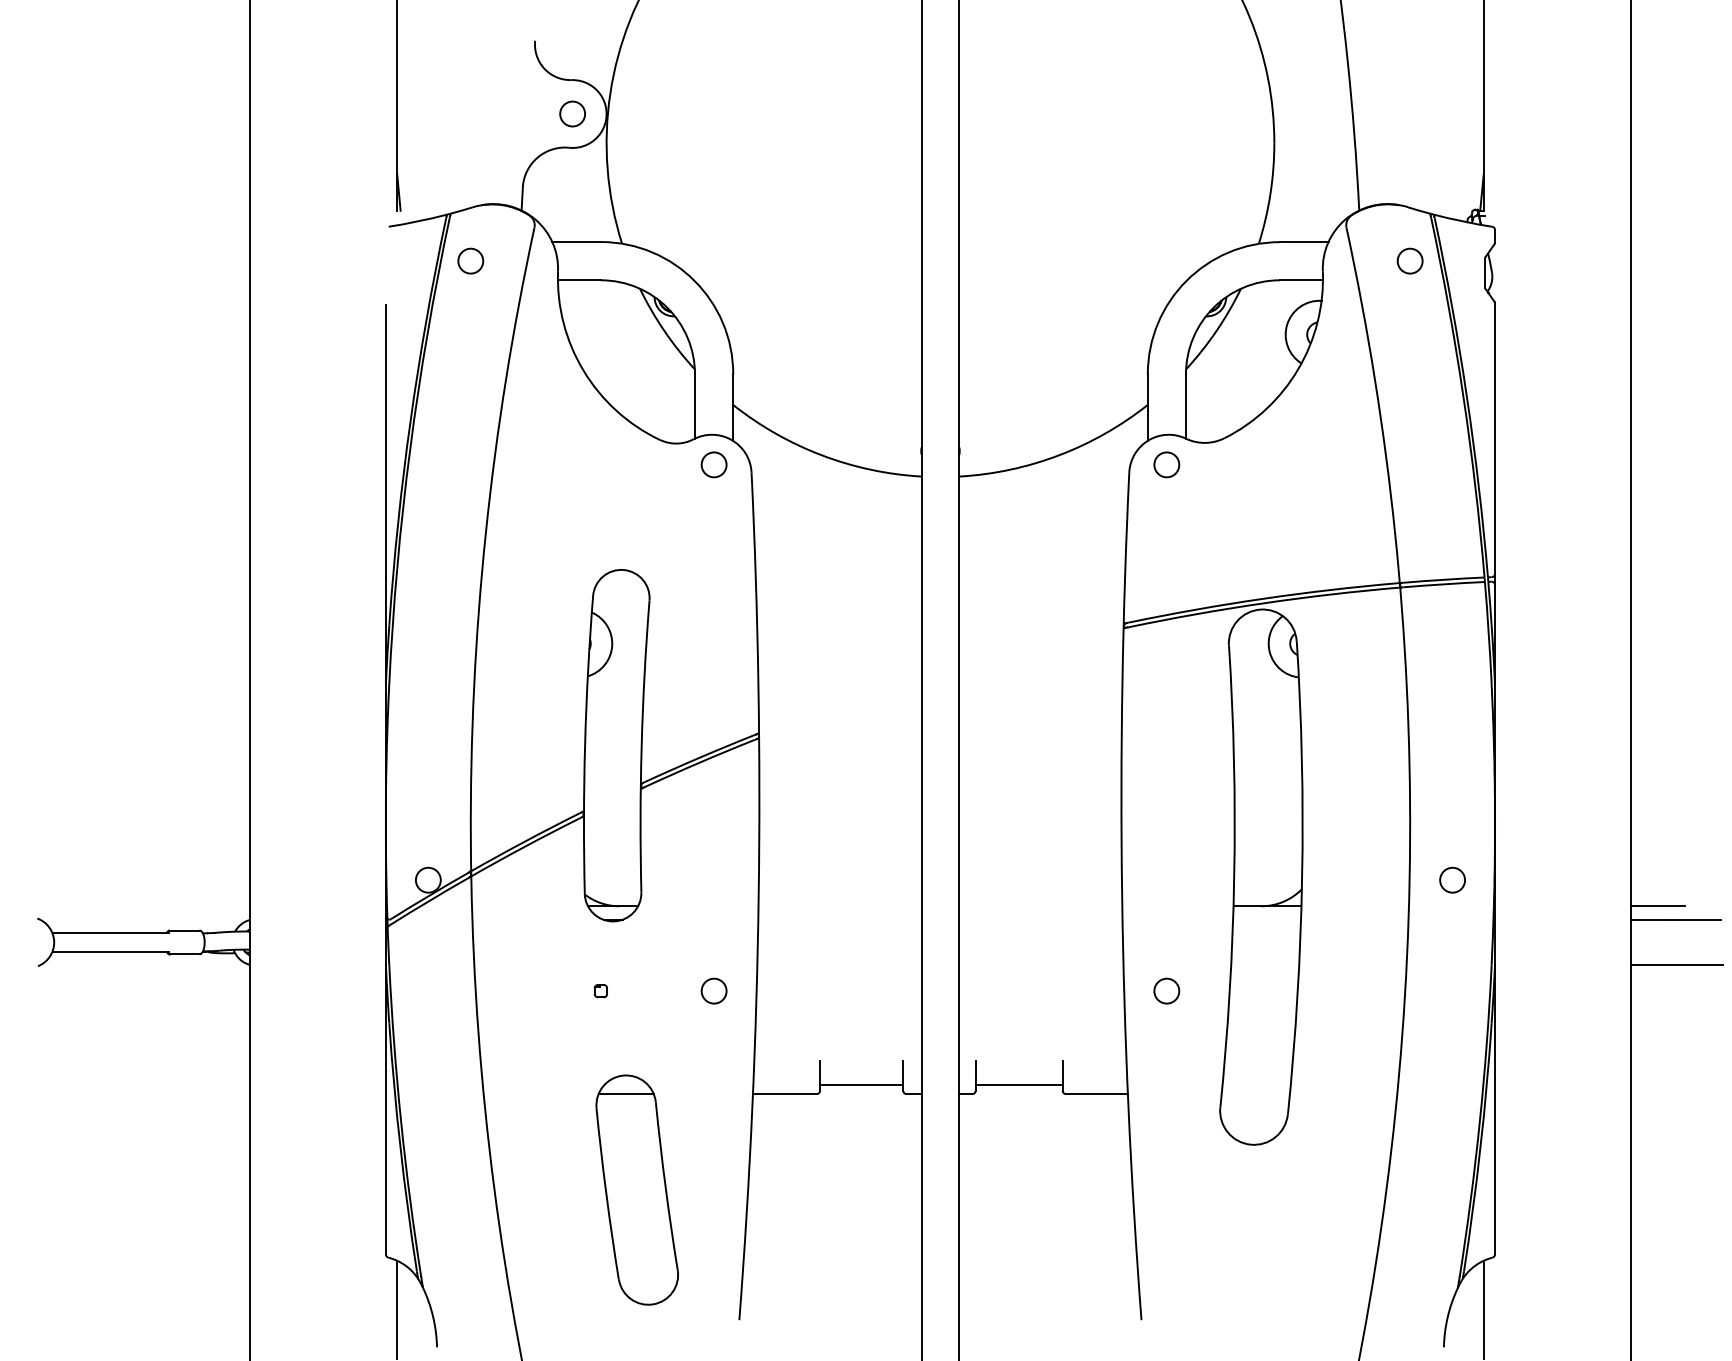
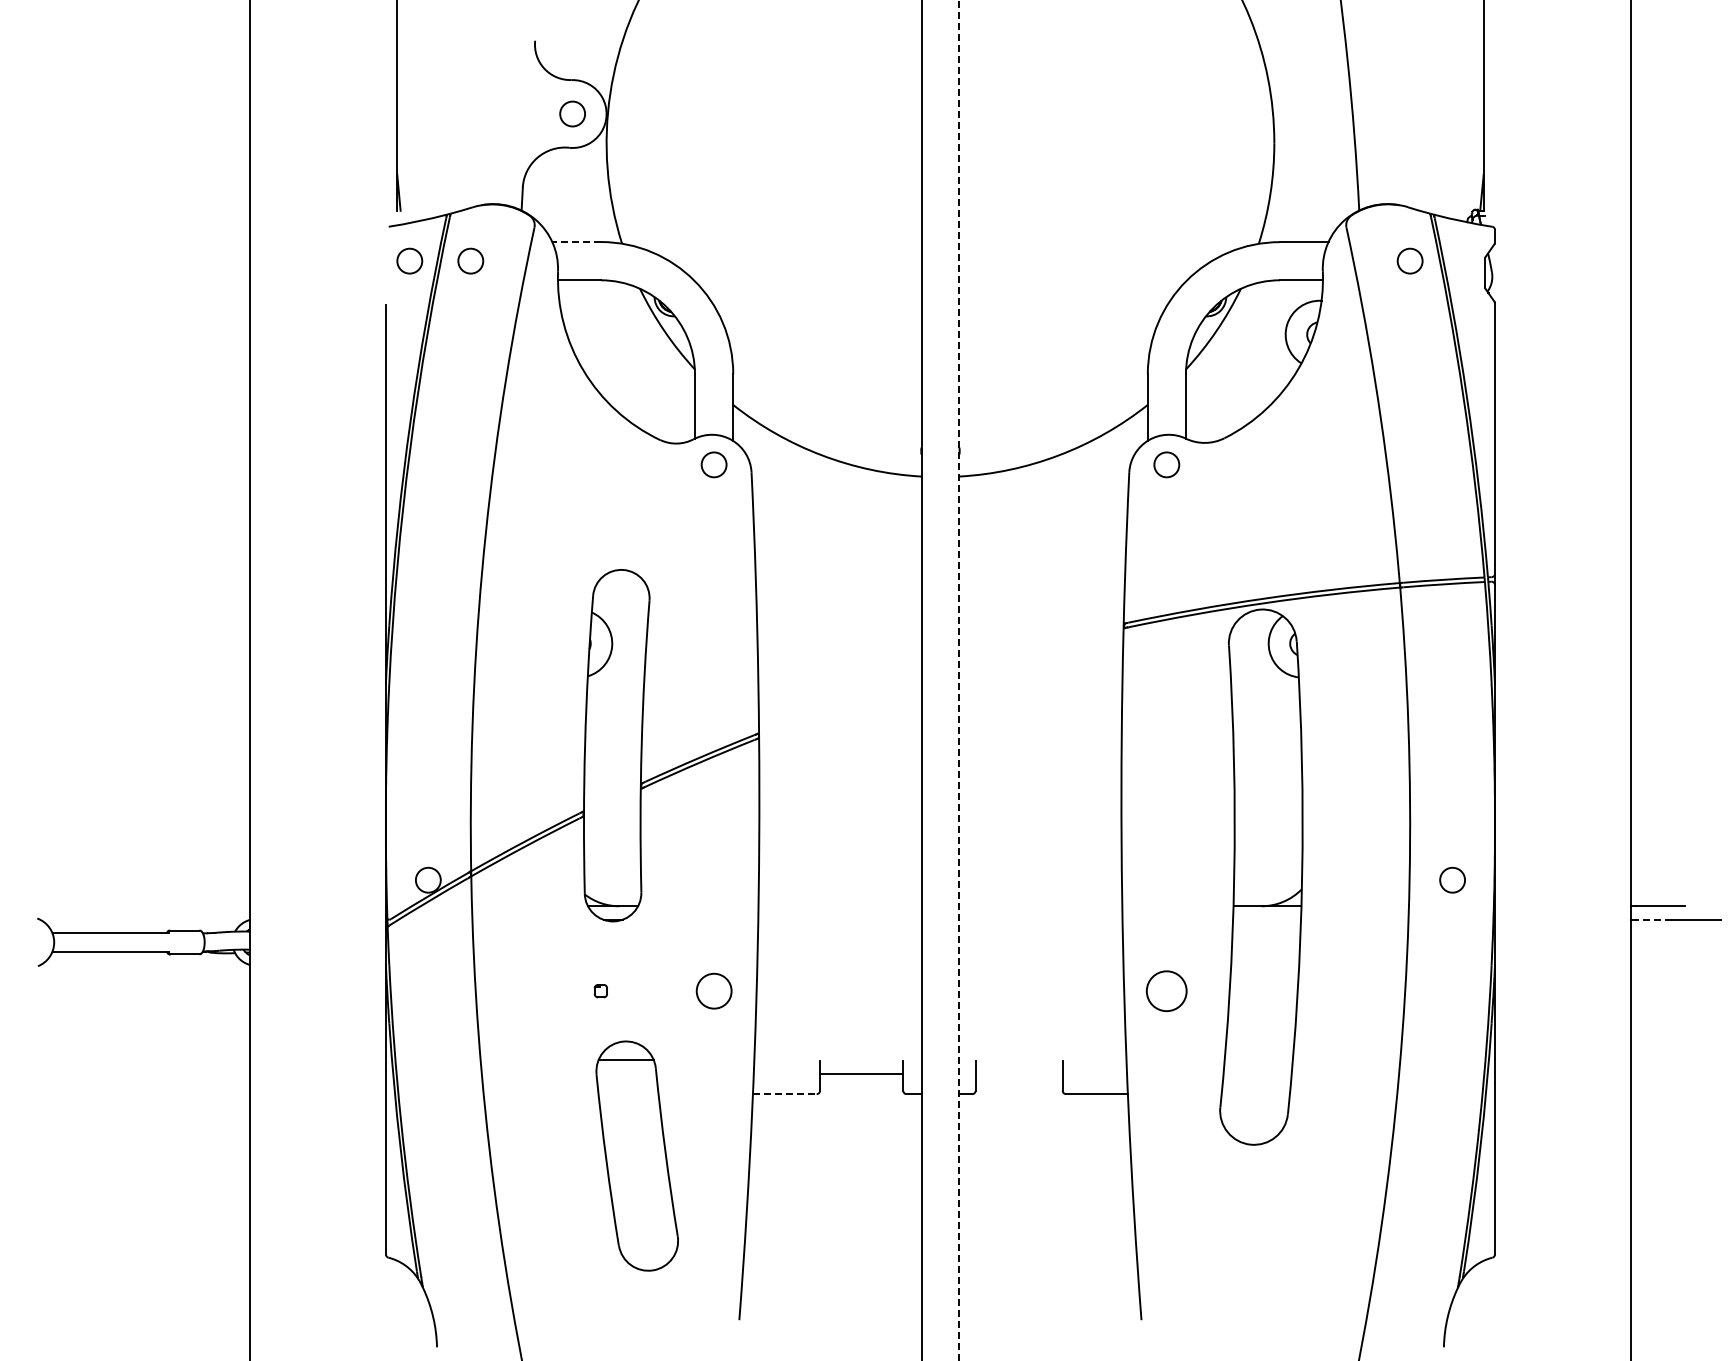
line: solid -> dashed (576, 242)
circle: none -> present (409, 260)
line: solid -> dashed (959, 680)
line: solid -> dashed (1654, 919)
line: present -> none (1676, 965)
circle size: 28x28 px -> 38x38 px (713, 990)
circle size: 28x28 px -> 43x42 px (1166, 990)
line position: (861, 1085) -> (861, 1074) (861, 1074)
line: present -> none (1018, 1085)
line: solid -> dashed (784, 1094)
part position: (636, 1189) -> (636, 1155) (636, 1155)
line: present -> none (397, 1308)
line: present -> none (1483, 1308)
